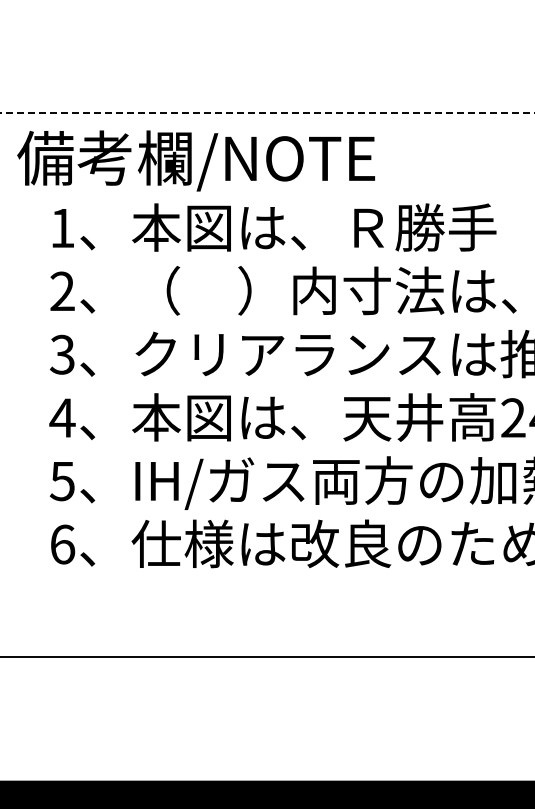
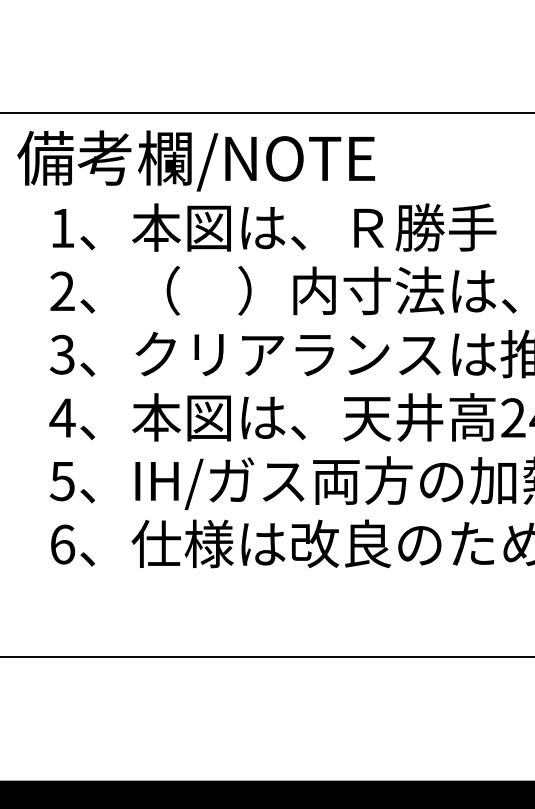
line: dashed -> solid (267, 113)
